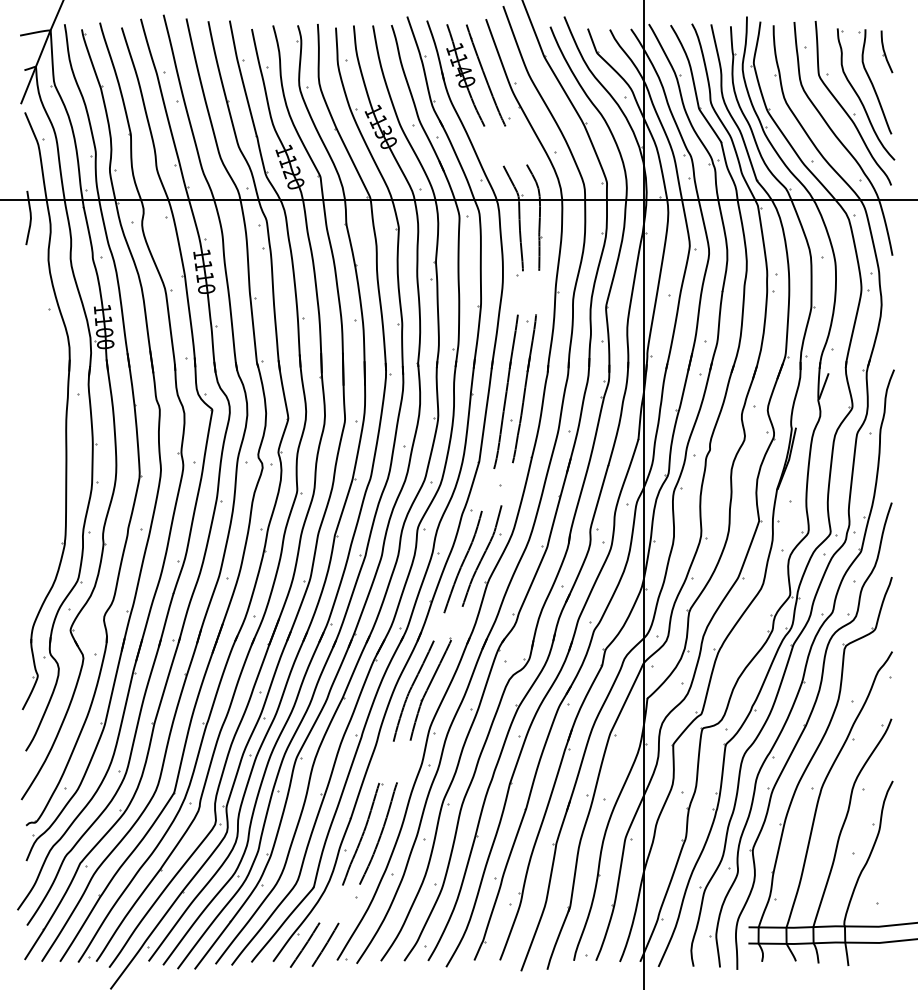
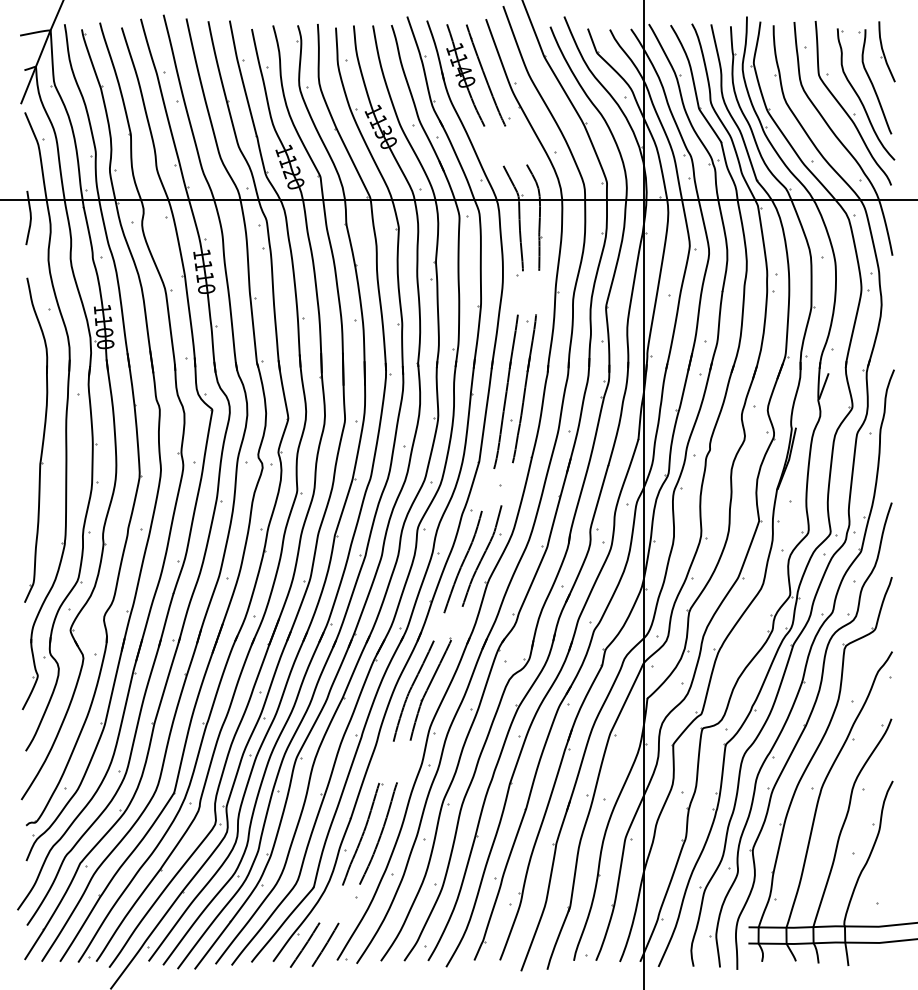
part size: 14x44 px -> 18x62 px (886, 51)
part: none -> present (36, 439)
